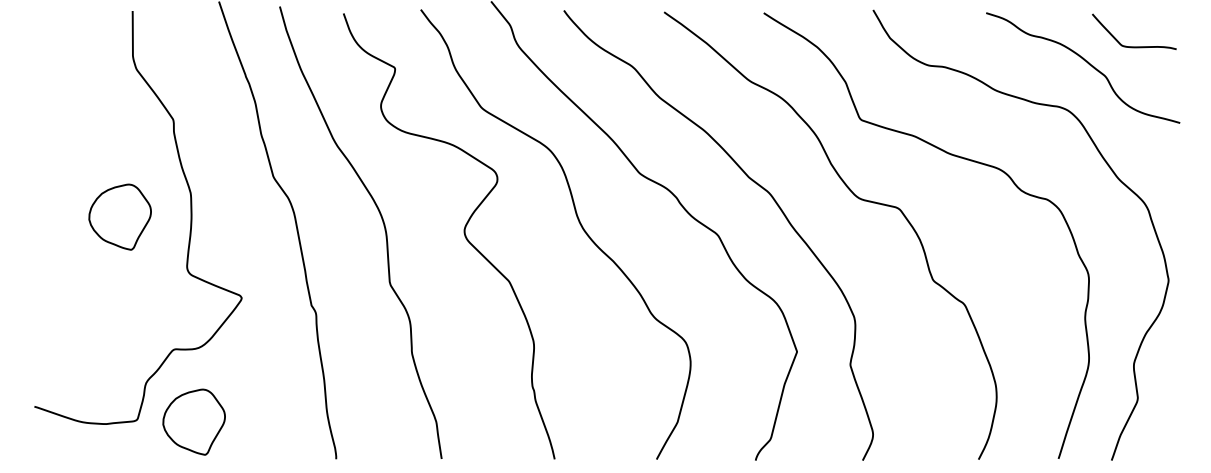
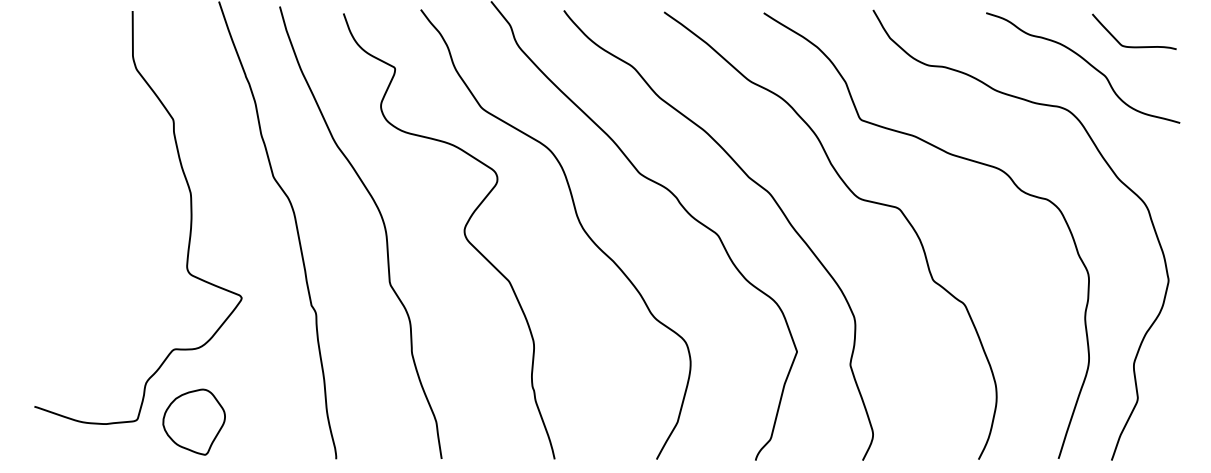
part: present -> none (119, 216)
